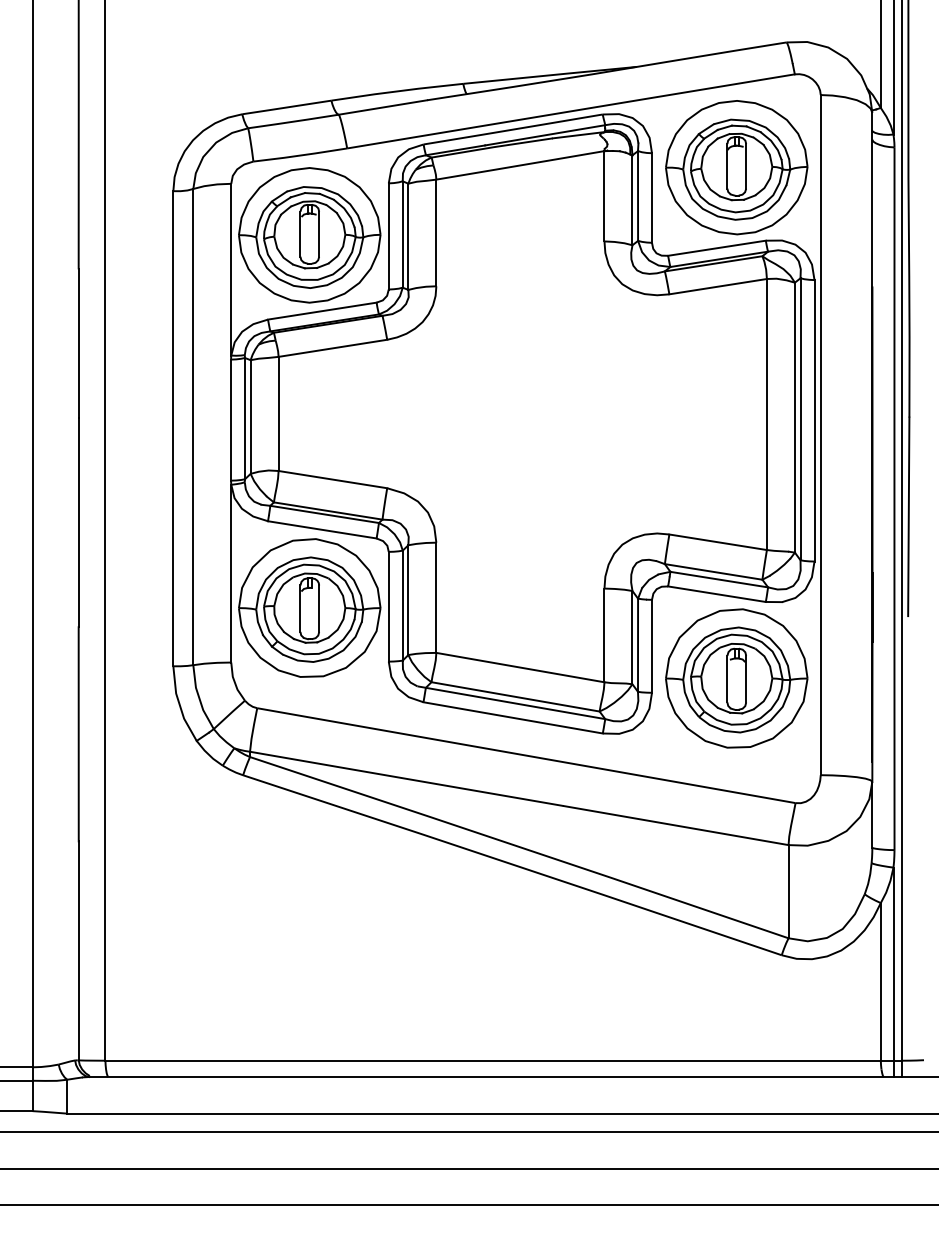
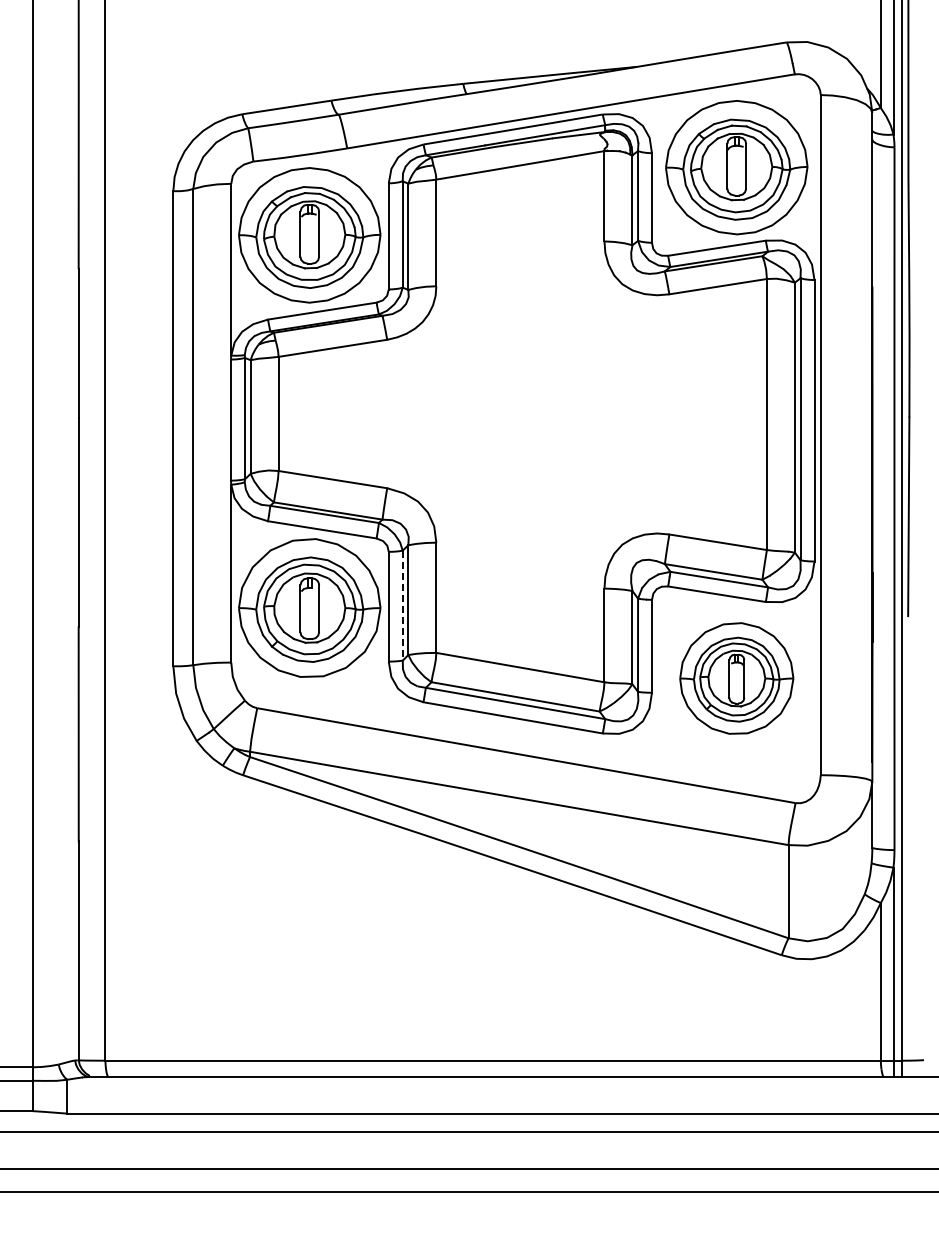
line: solid -> dashed (402, 605)
part size: 144x141 px -> 116x113 px (736, 678)
line position: (468, 1205) -> (468, 1192) (468, 1192)
